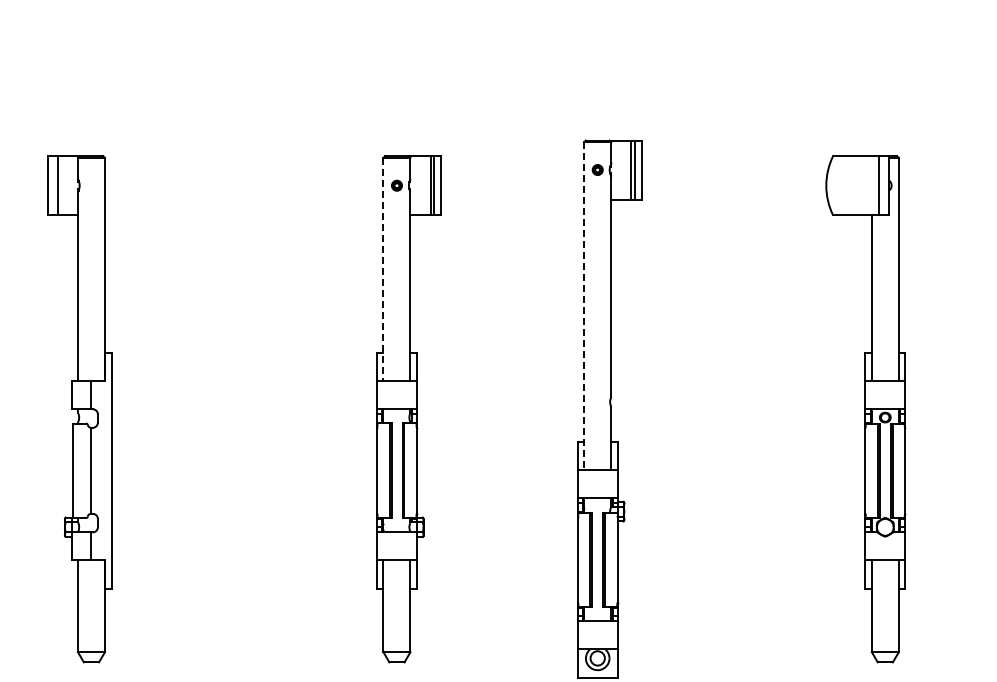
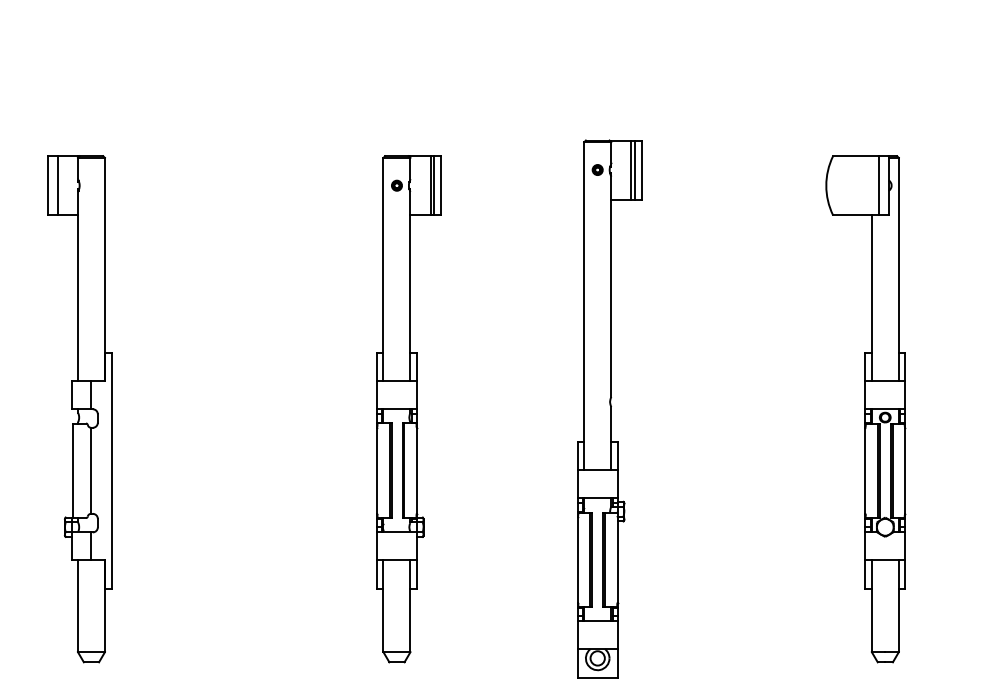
line: dashed -> solid (383, 269)
line: dashed -> solid (584, 306)
